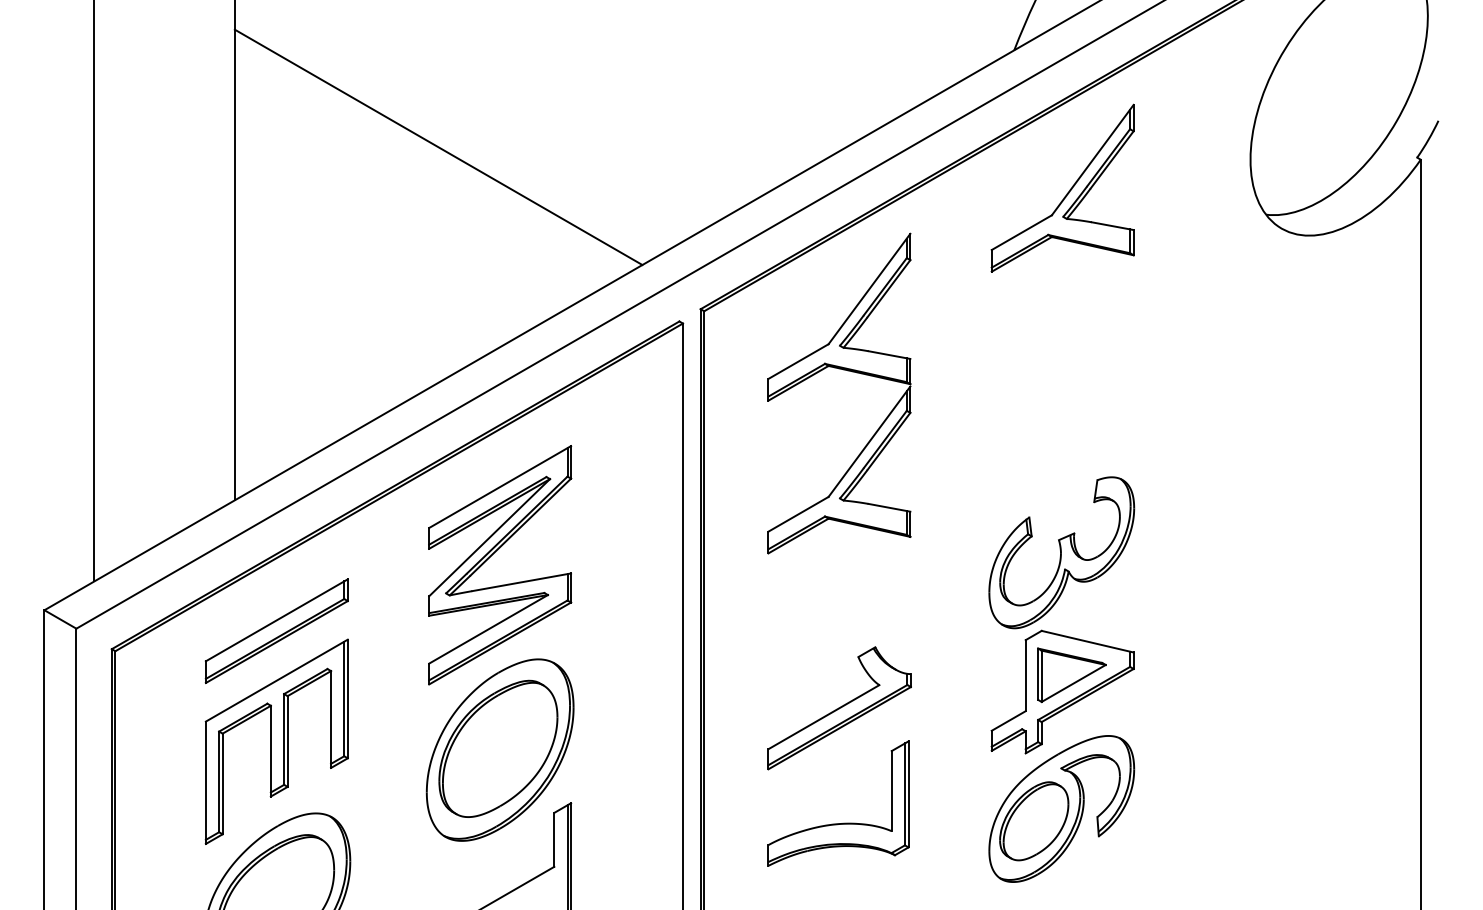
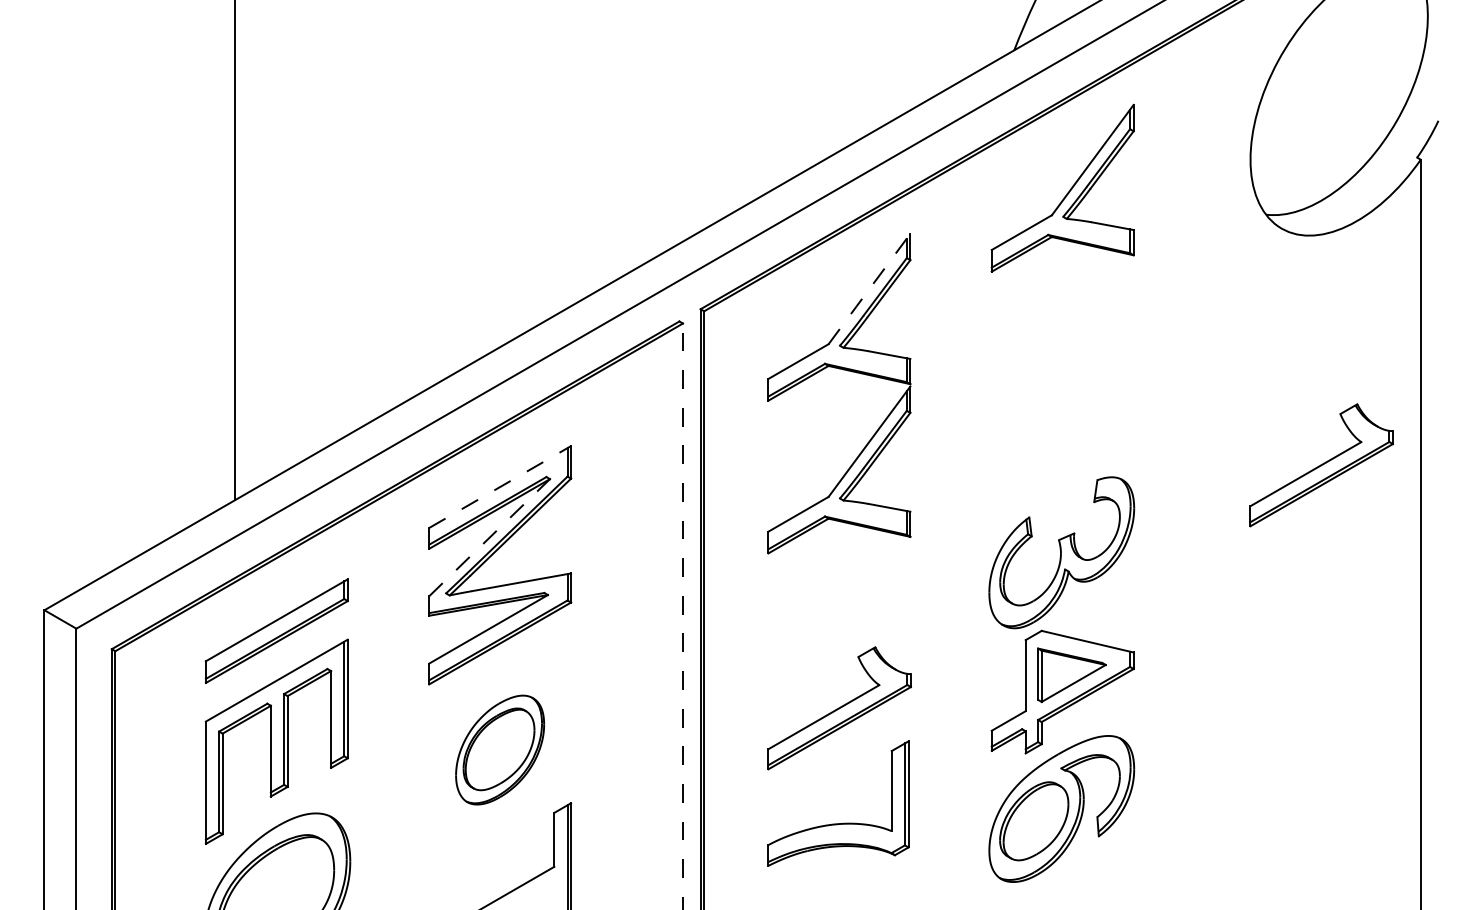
line: present -> none (438, 147)
line: solid -> dashed (869, 289)
line: present -> none (94, 291)
part: none -> present (1321, 465)
line: solid -> dashed (500, 487)
line: solid -> dashed (489, 537)
line: solid -> dashed (682, 616)
part size: 150x184 px -> 90x112 px (499, 749)
